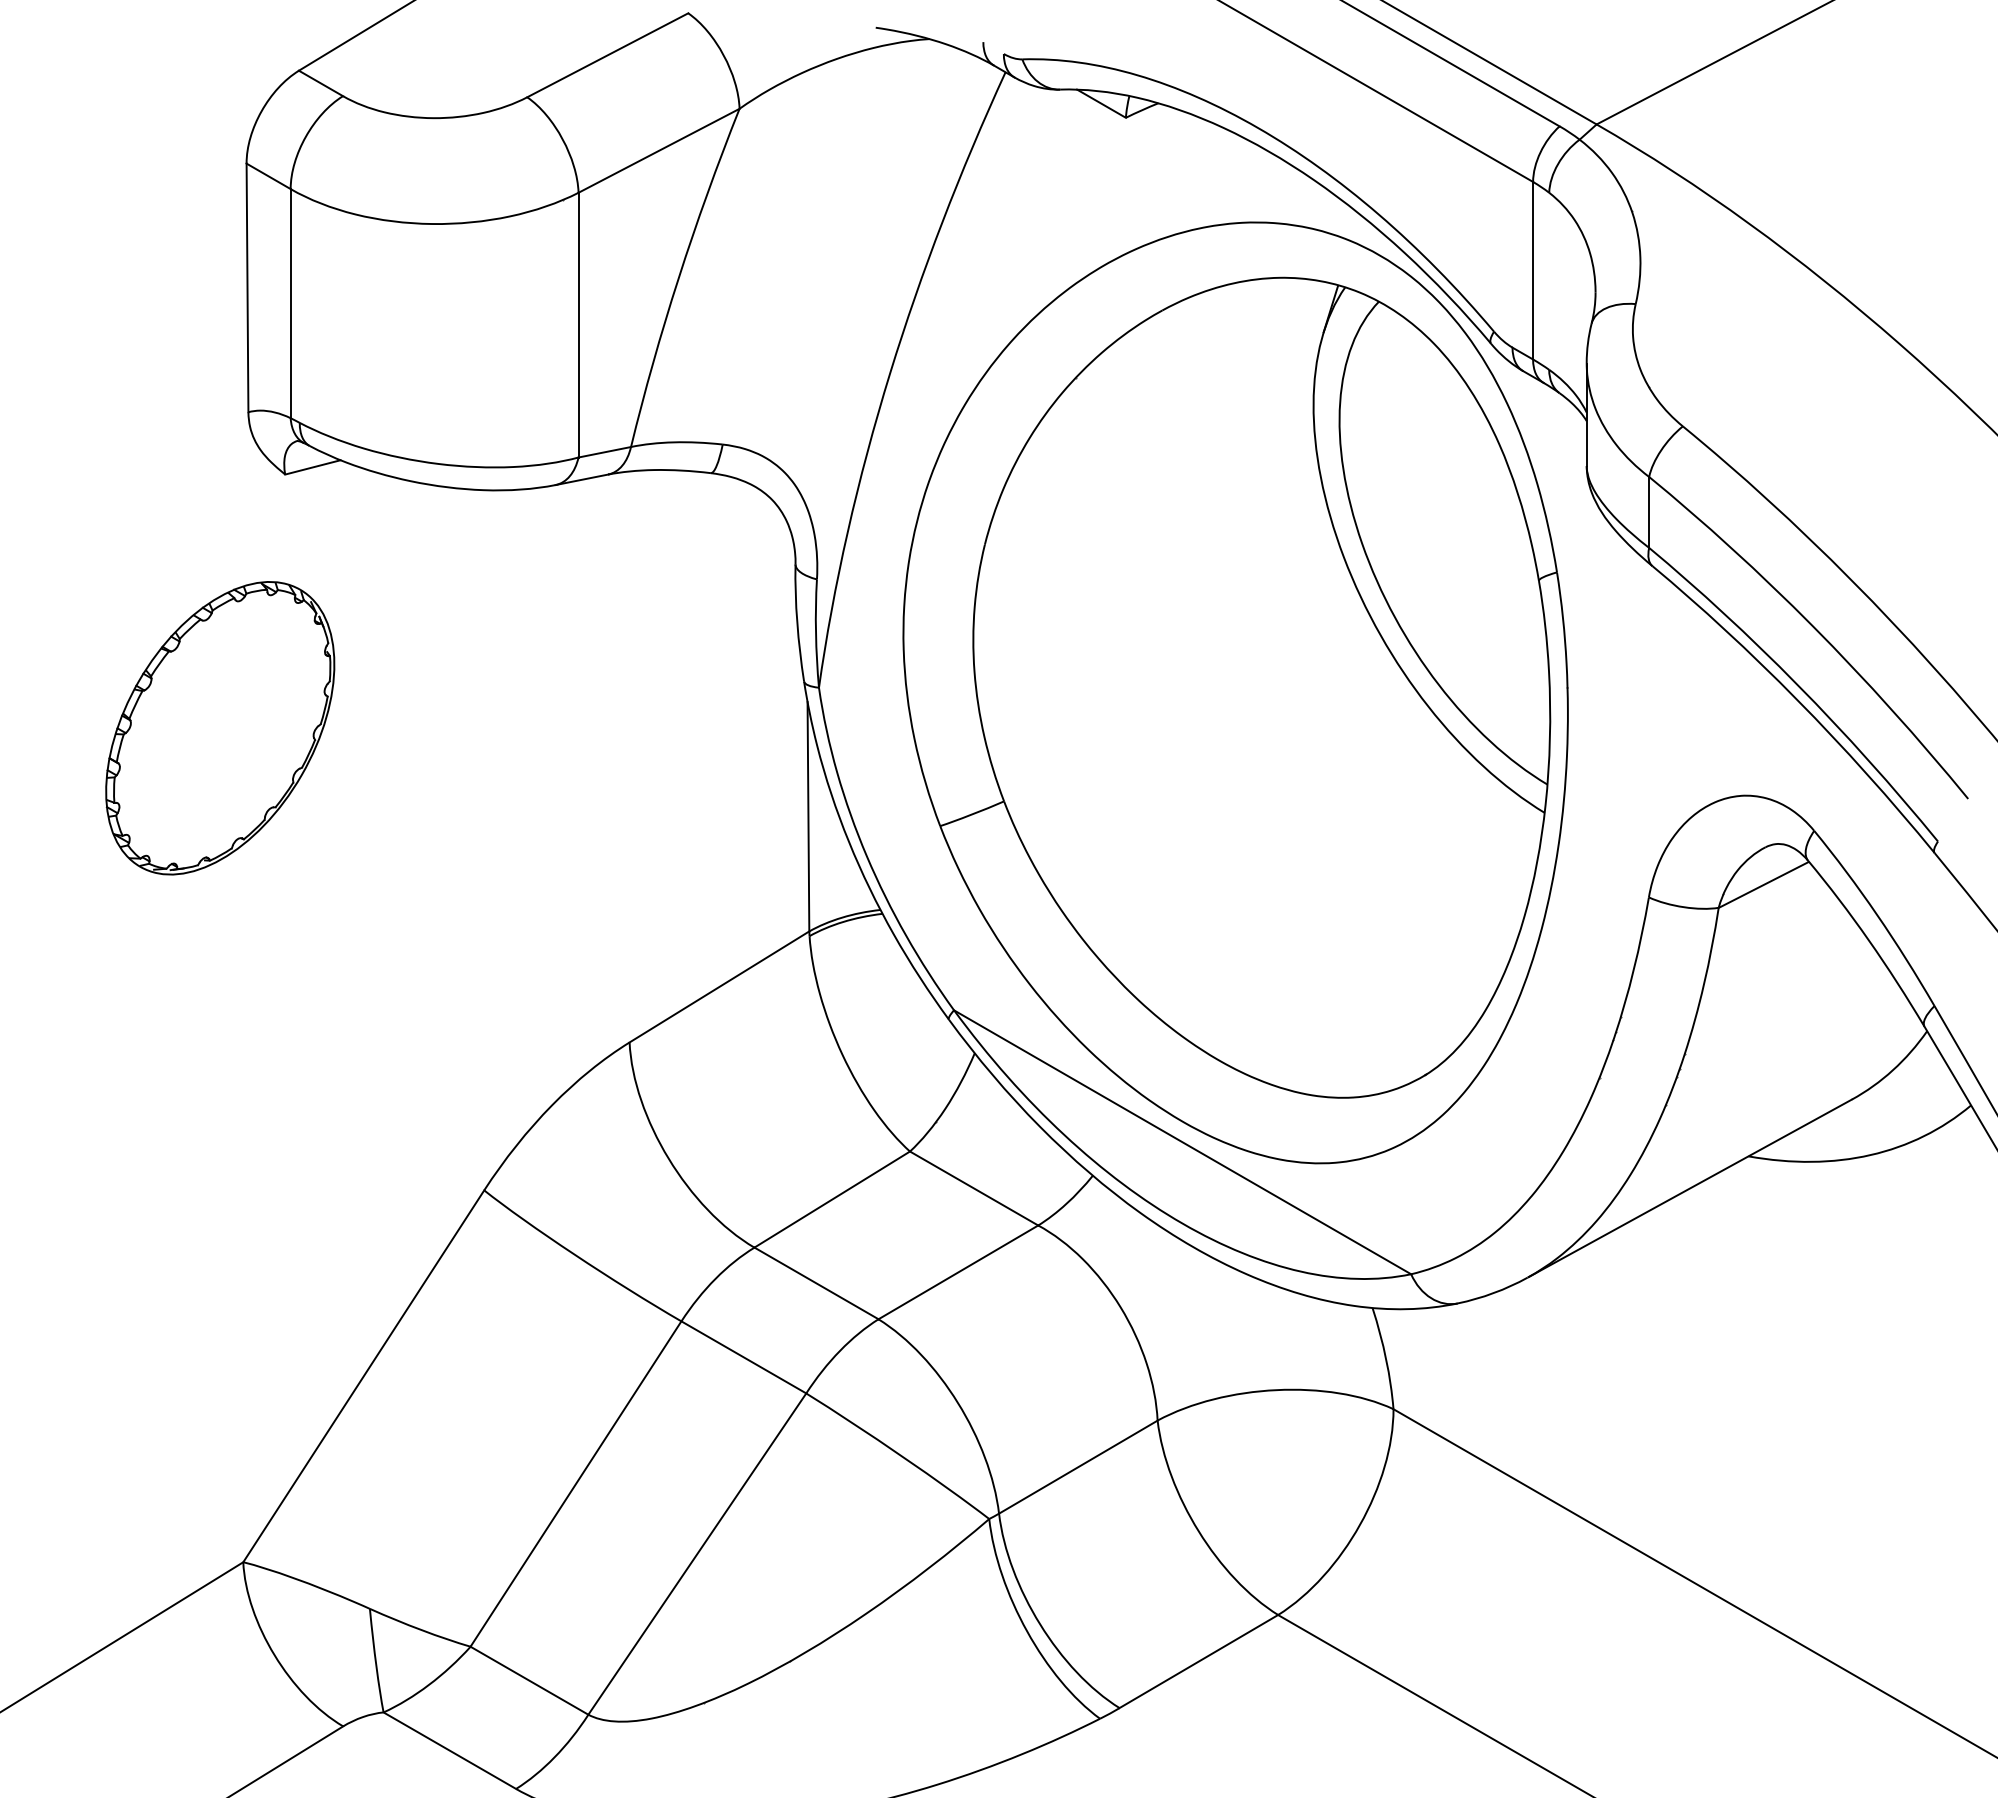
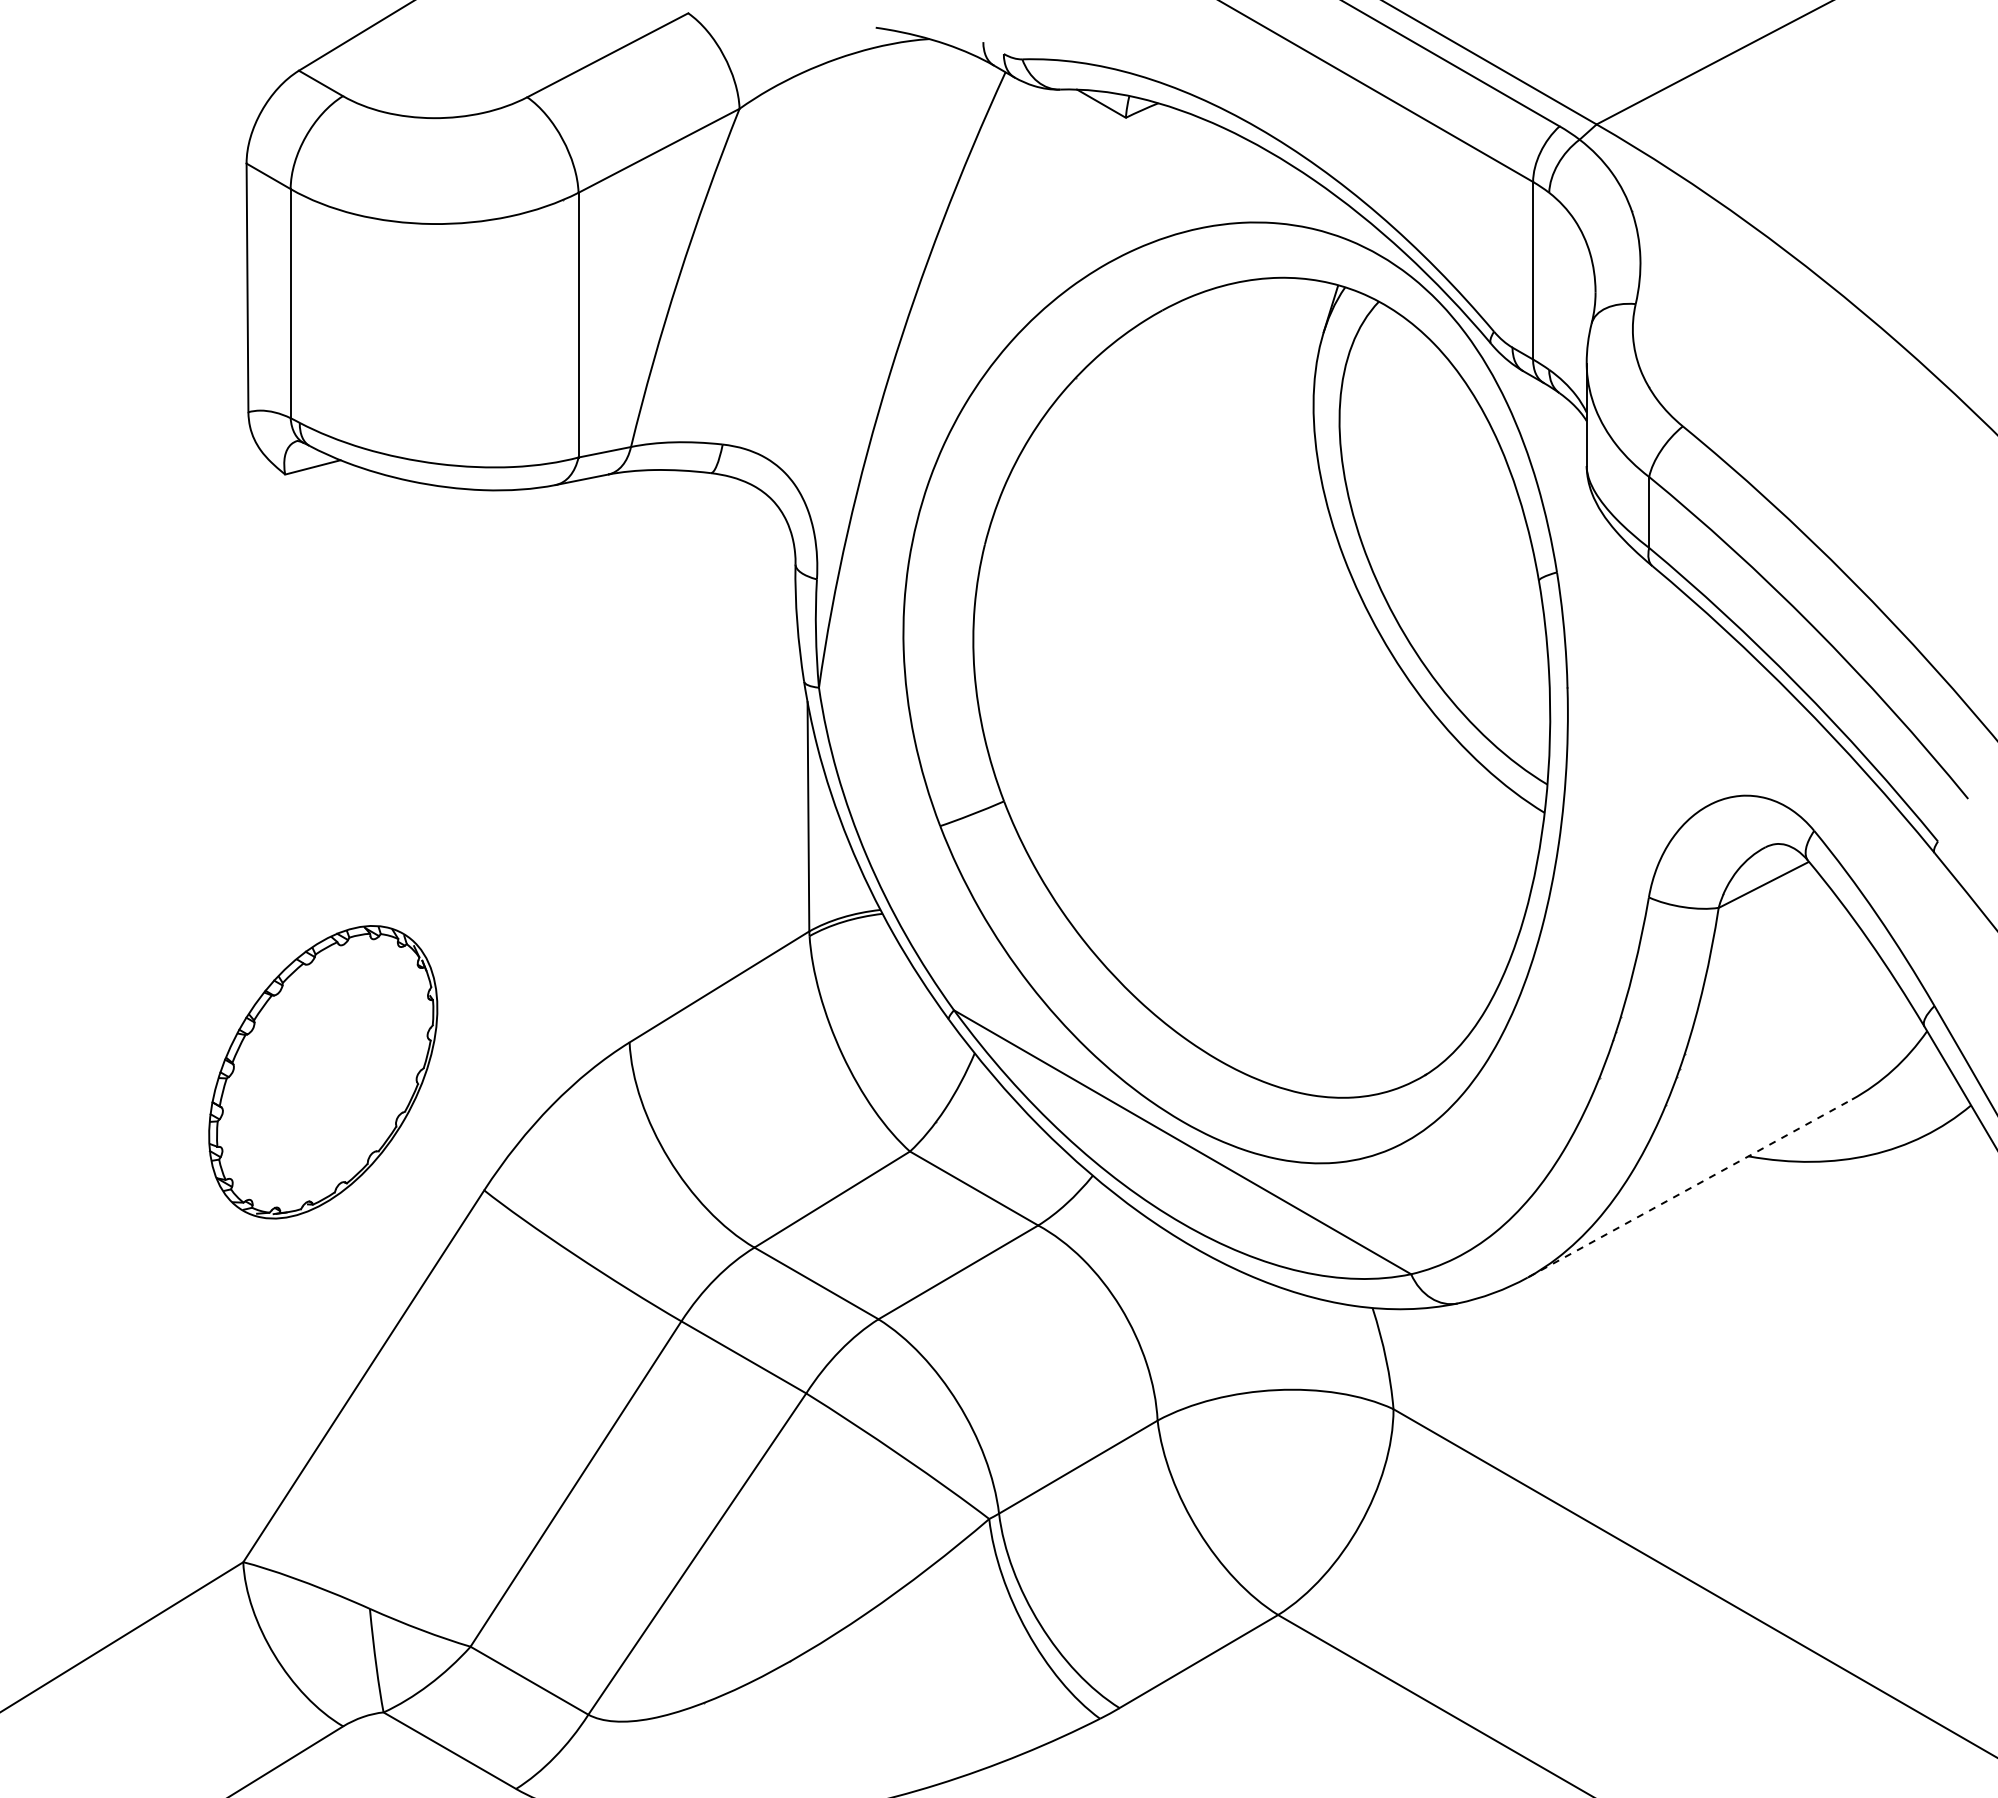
part position: (220, 728) -> (323, 1072) (323, 1072)
line: solid -> dashed (1690, 1188)
